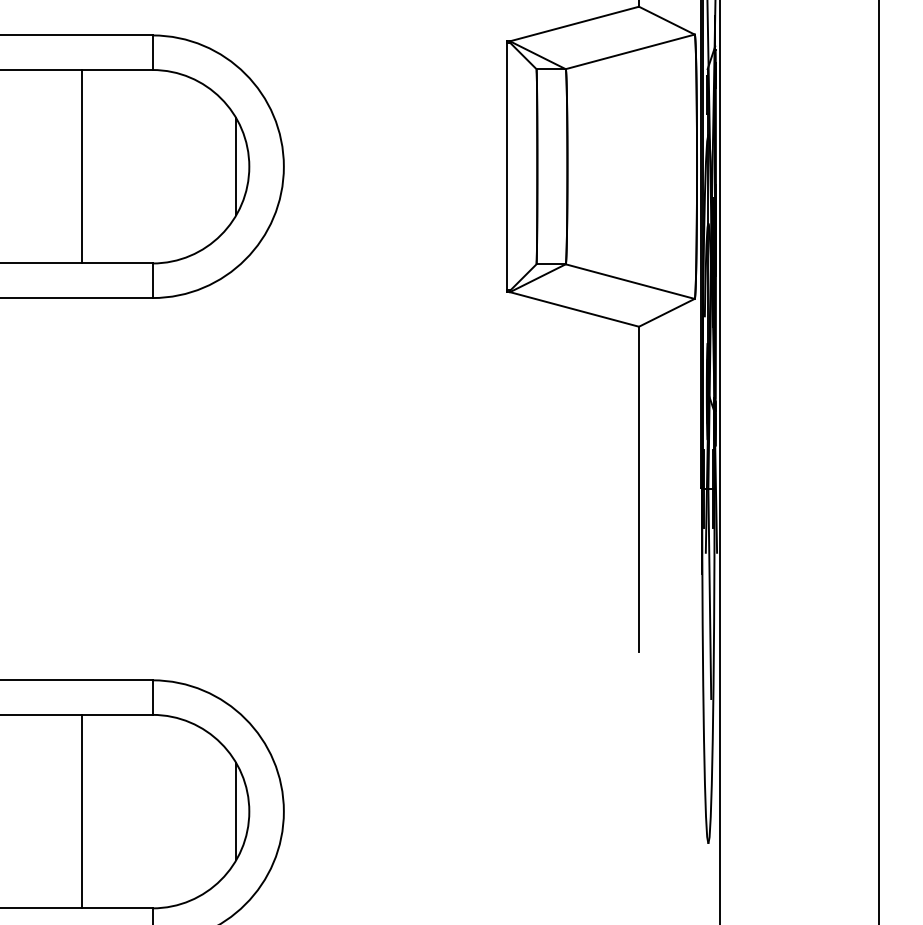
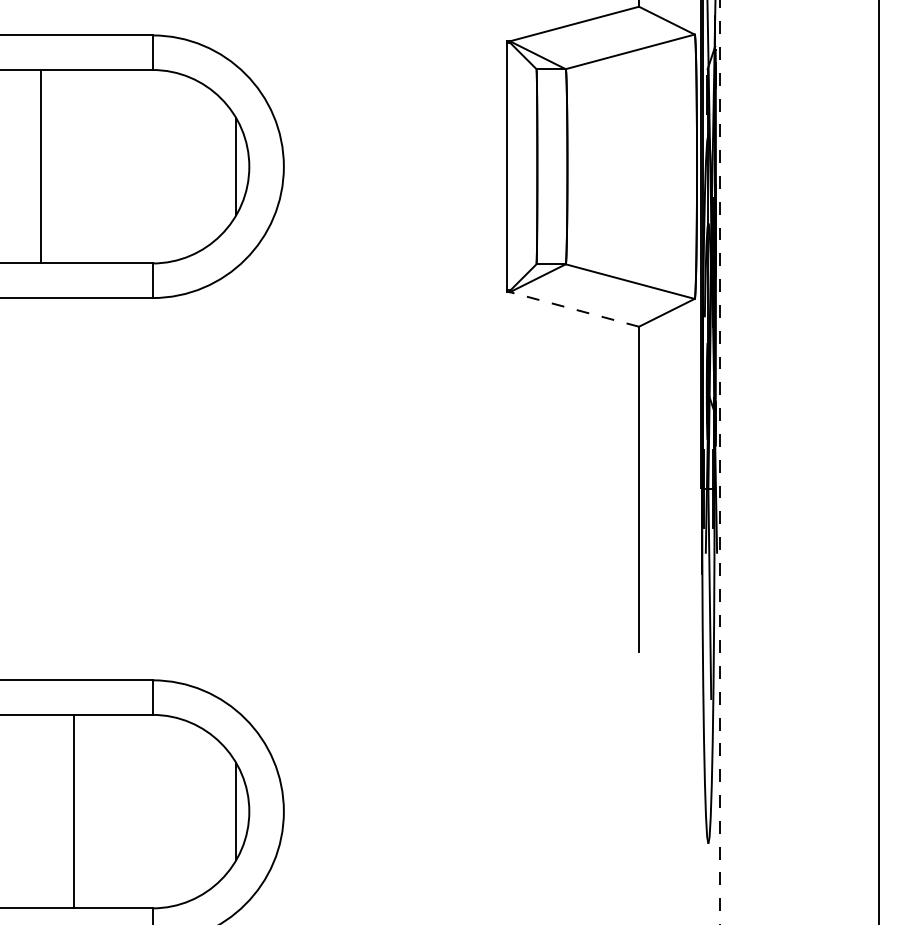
line position: (81, 166) -> (40, 166) (40, 166)
line: solid -> dashed (574, 309)
line: solid -> dashed (720, 462)
line position: (81, 811) -> (73, 811) (73, 811)
